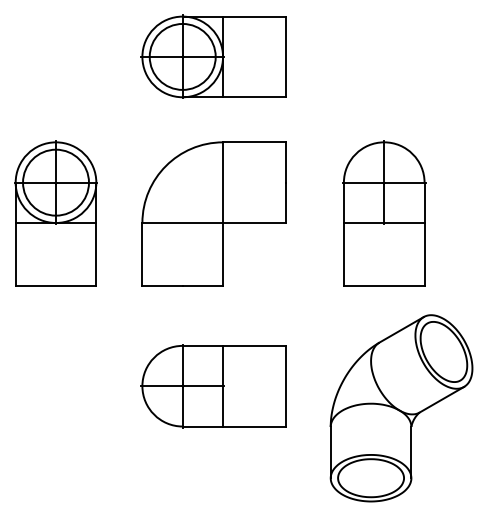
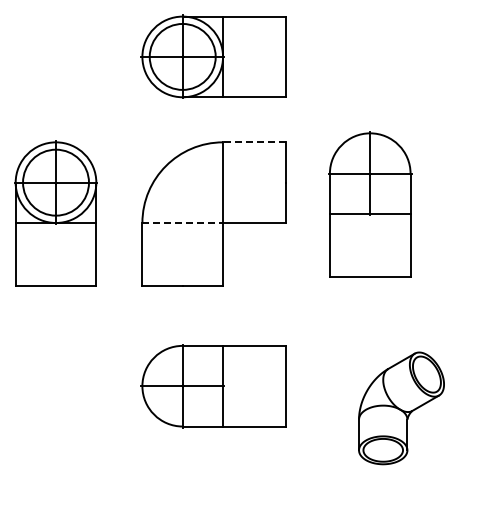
line: solid -> dashed (253, 142)
part position: (384, 213) -> (370, 204) (370, 204)
line: solid -> dashed (183, 223)
part size: 145x189 px -> 87x115 px (401, 408)
